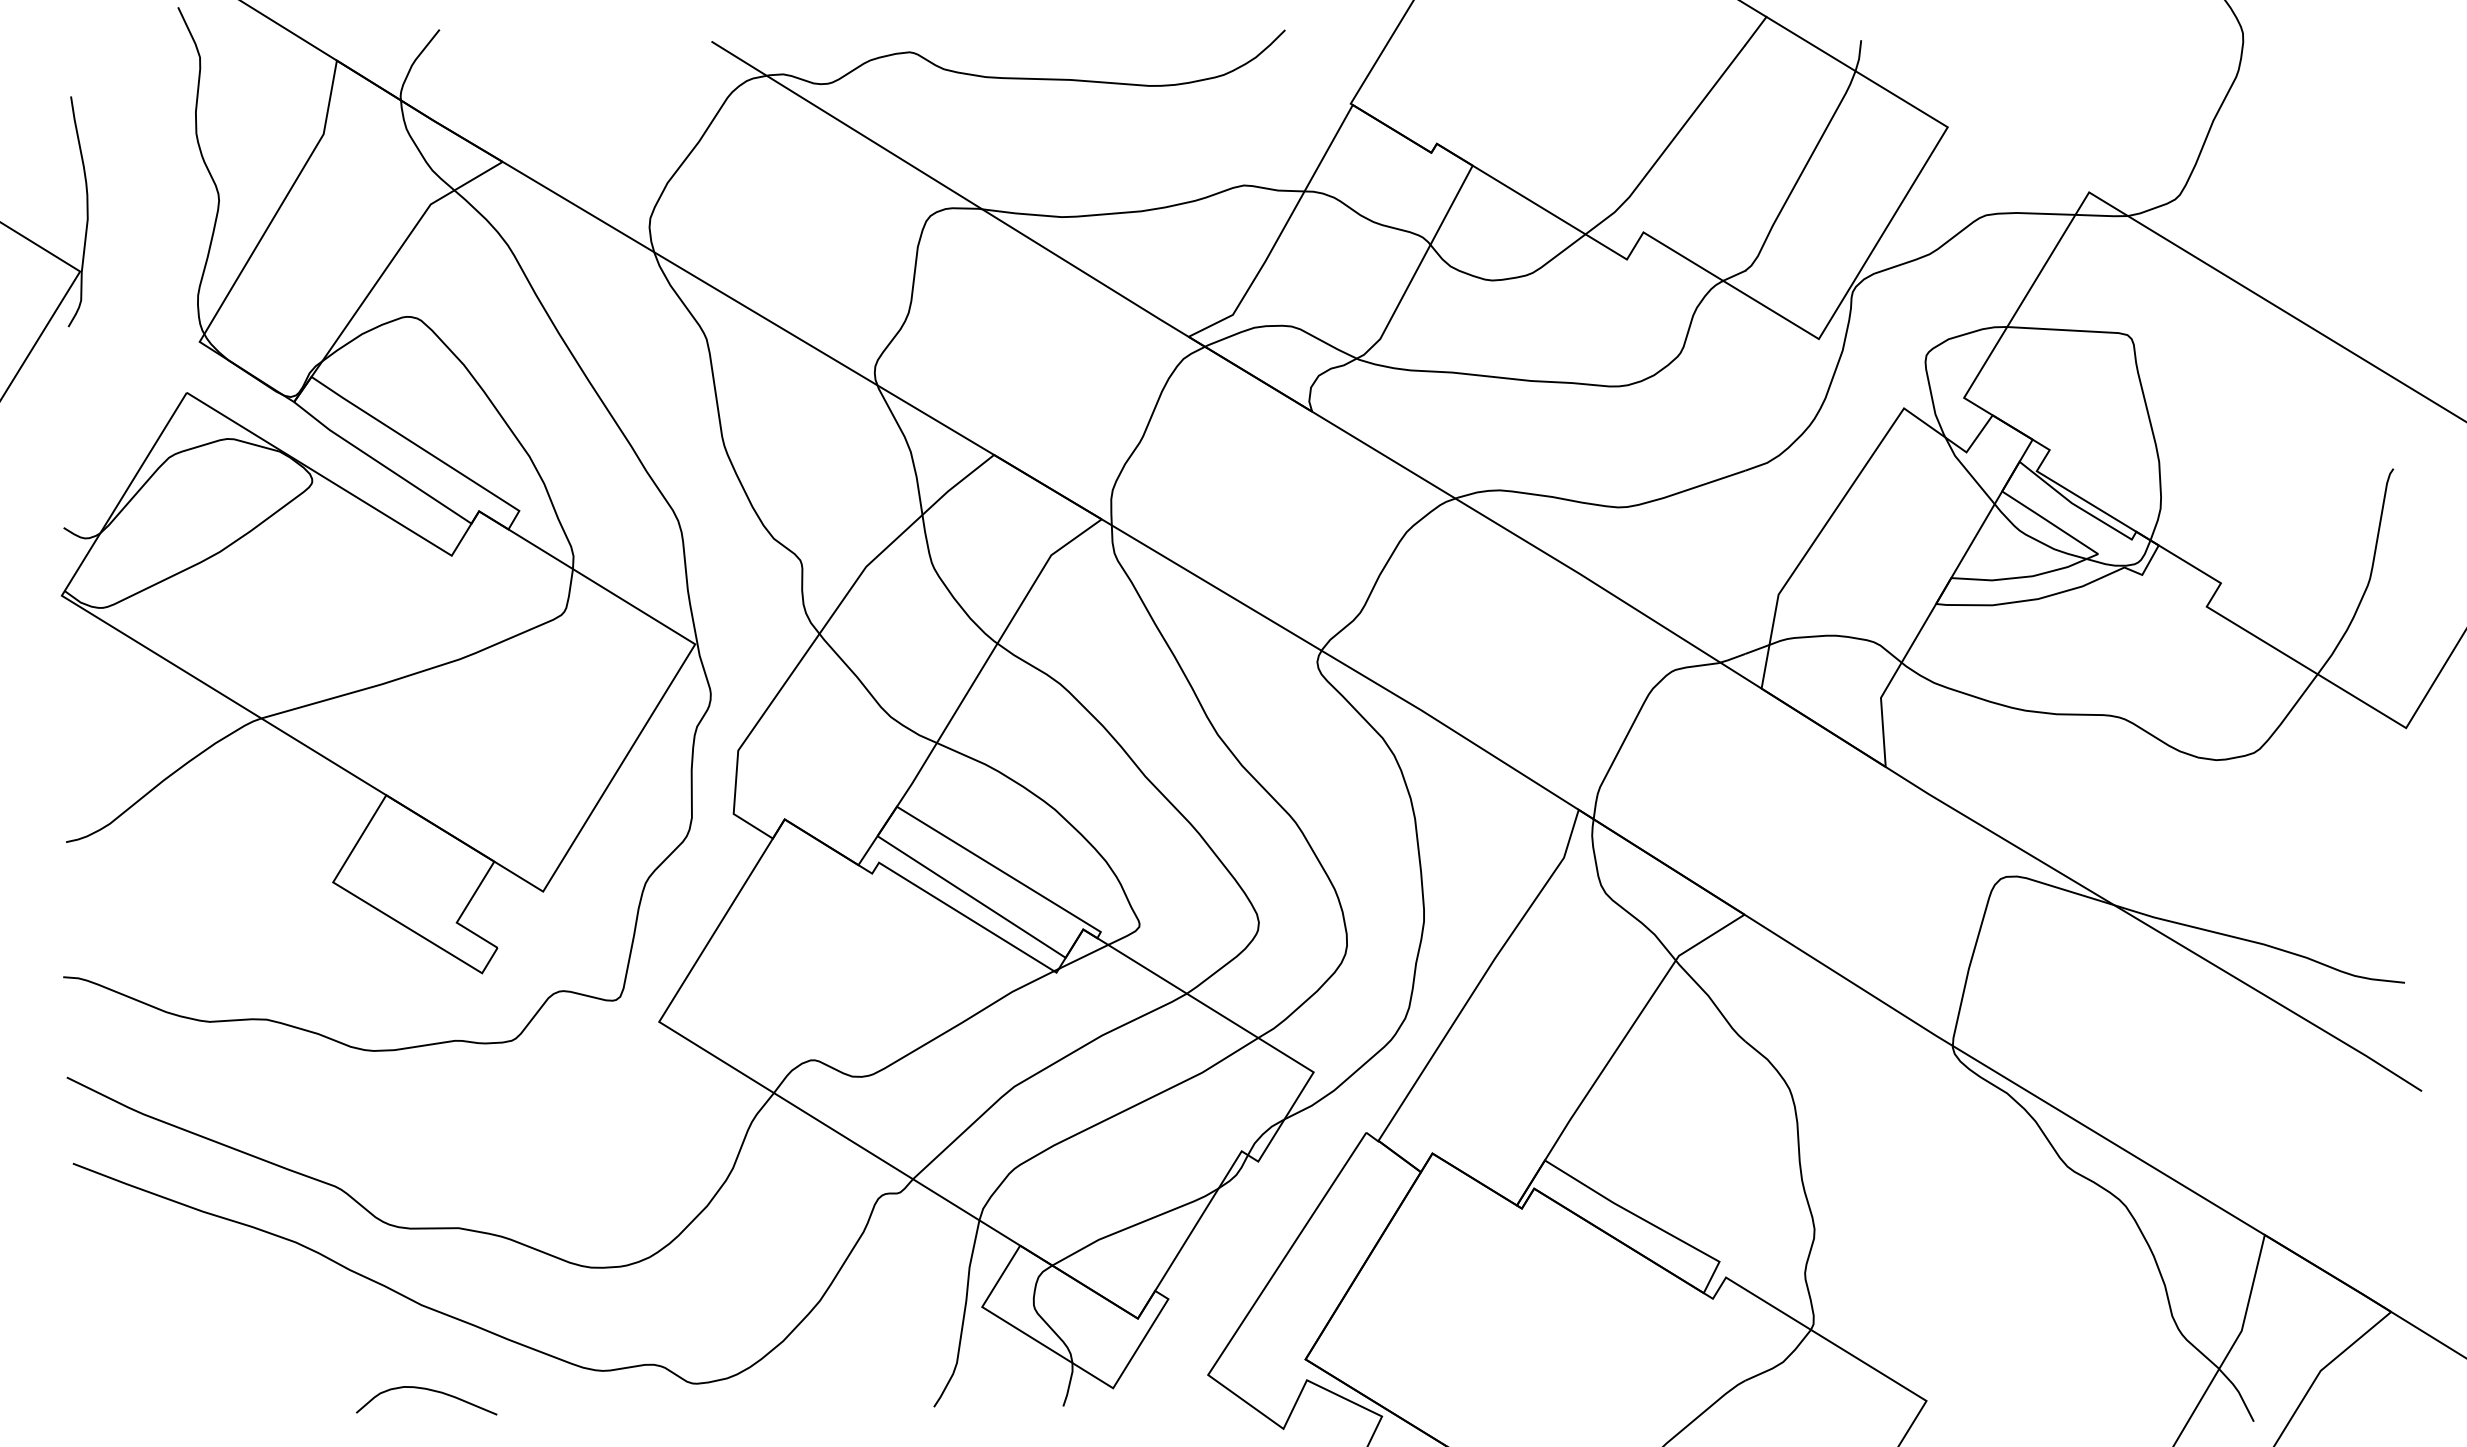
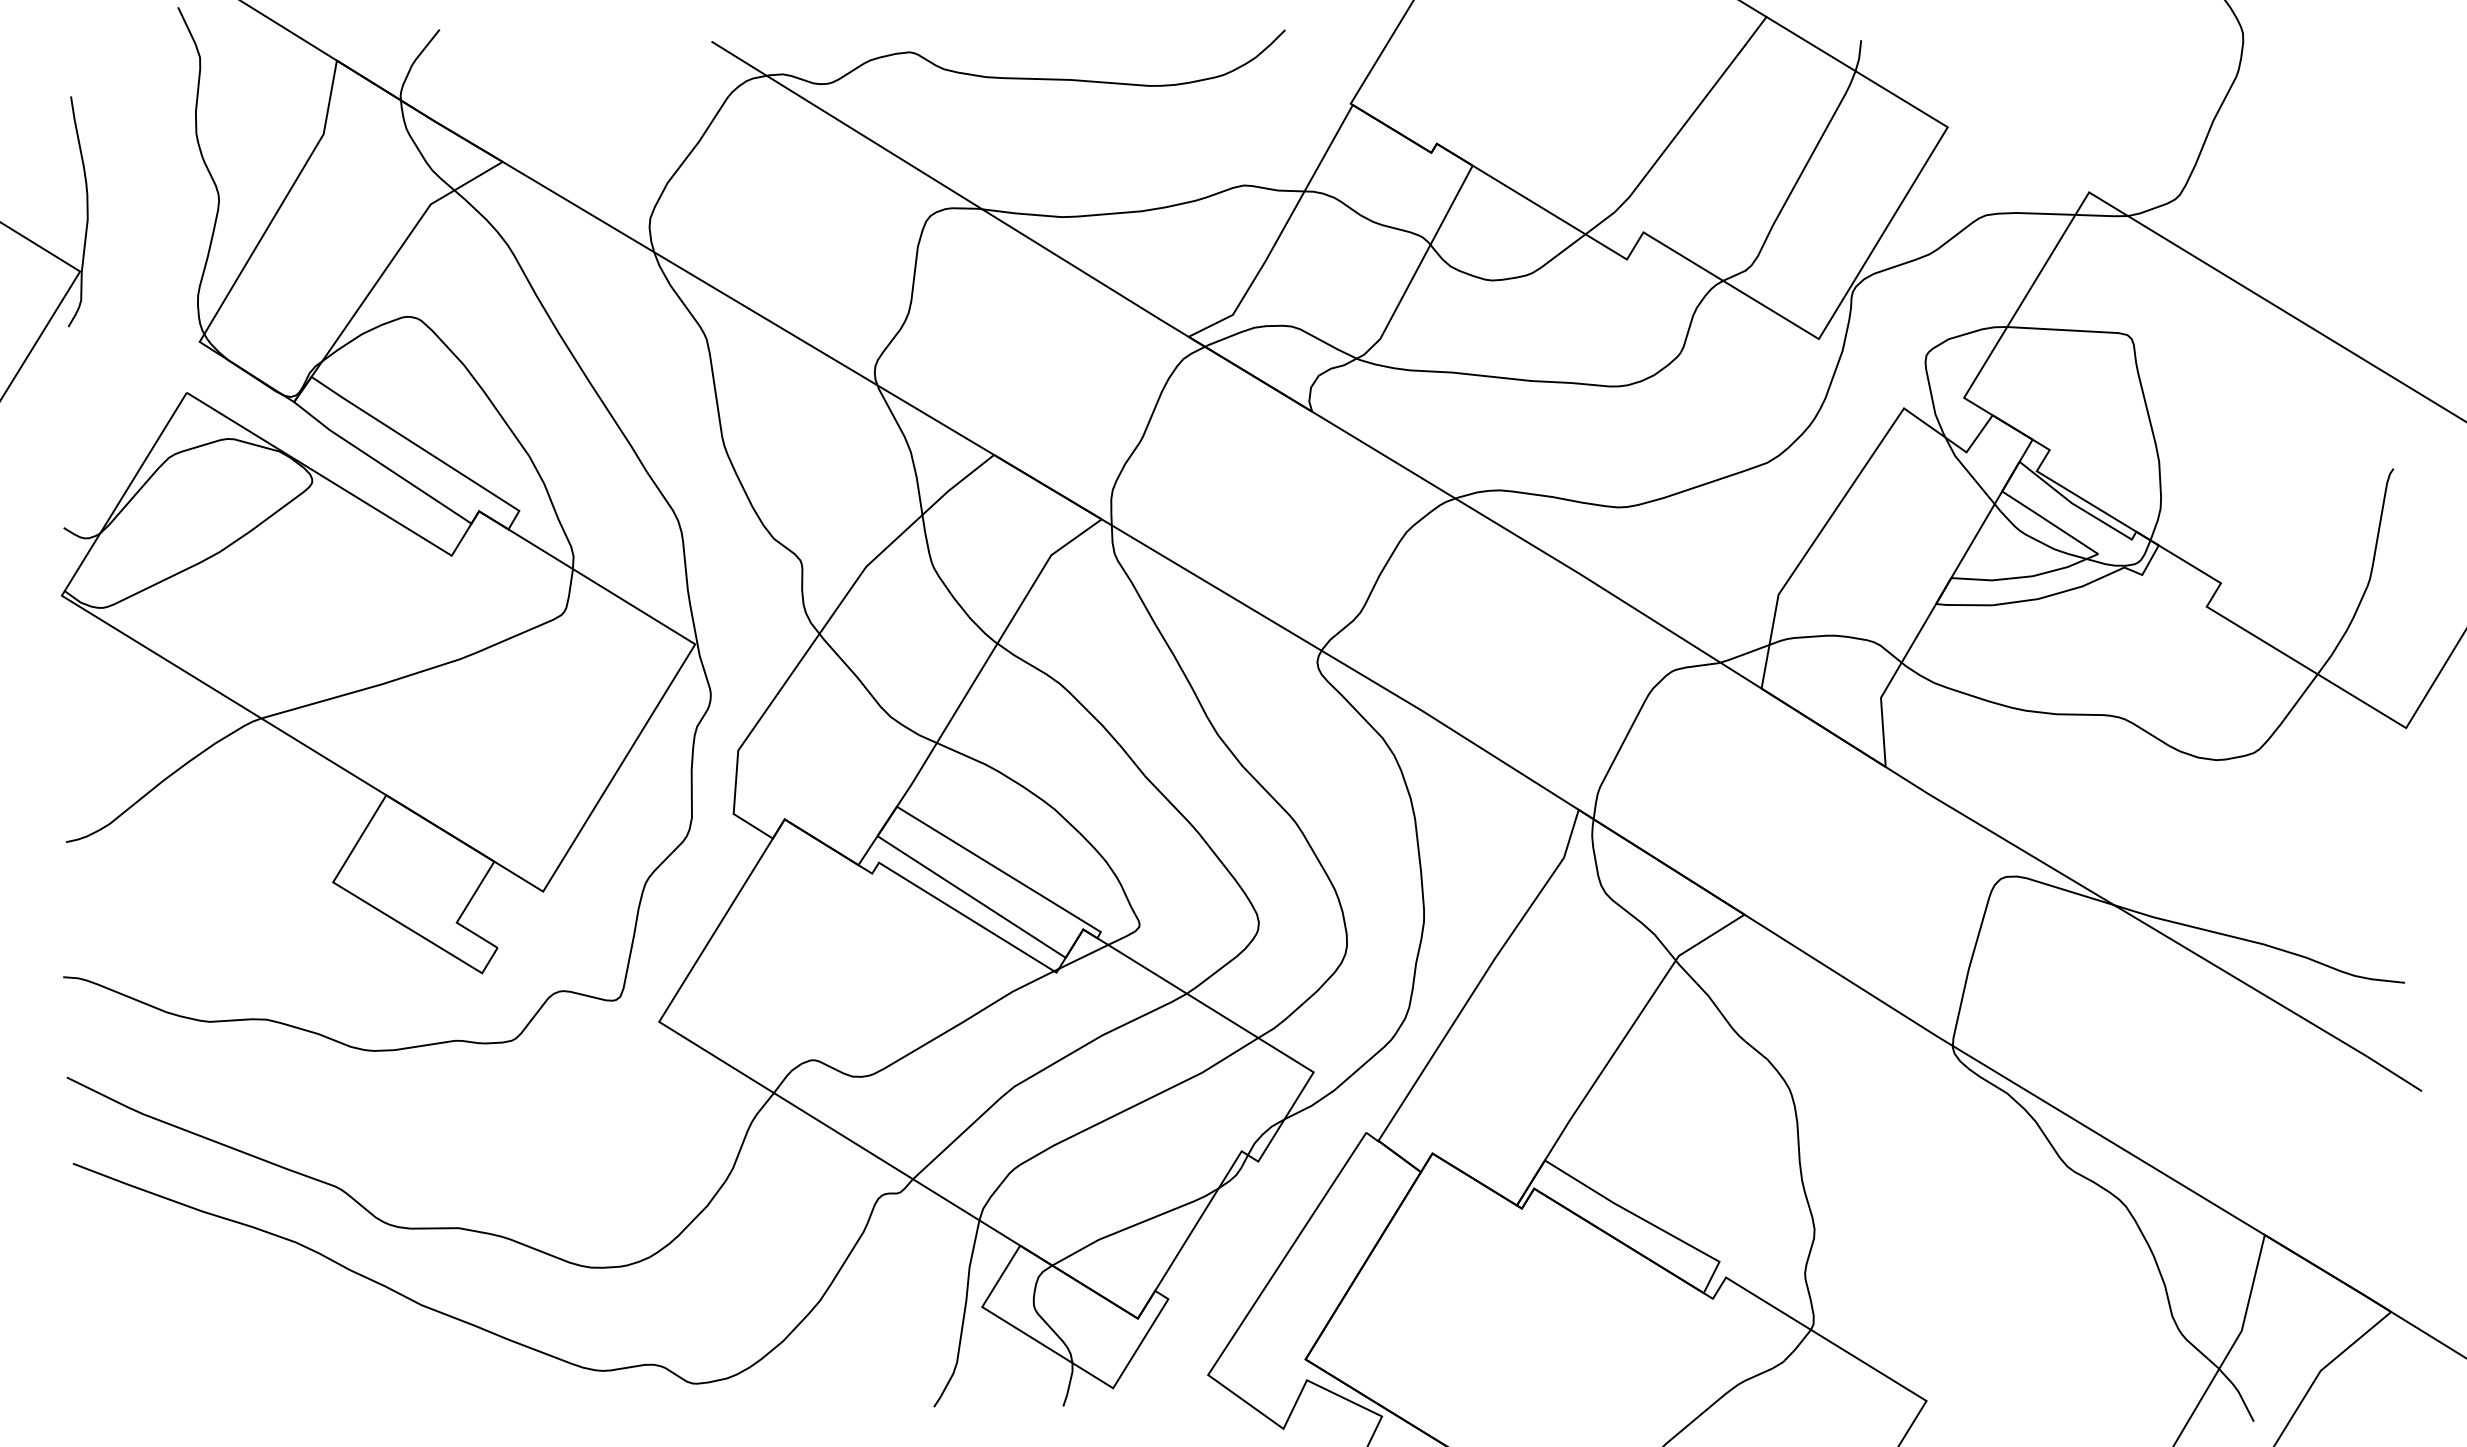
curve: present -> none (427, 1390)
